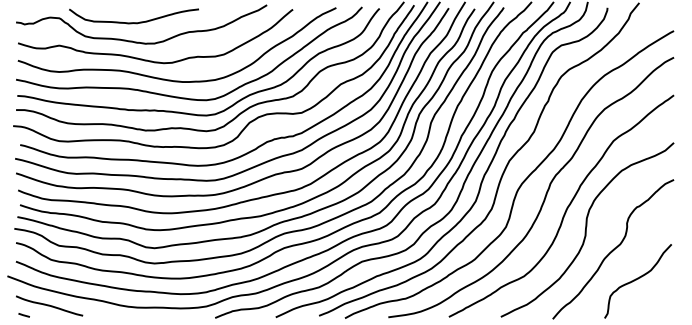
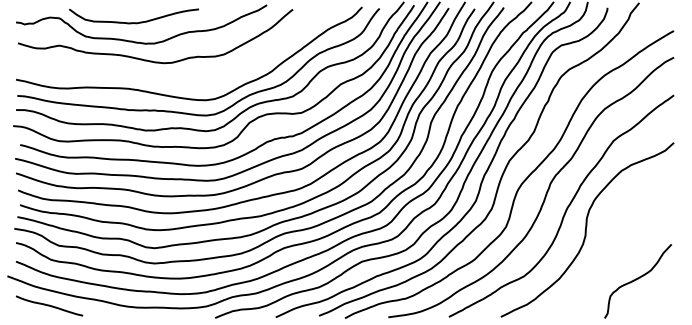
curve: present -> none (171, 79)
curve: present -> none (613, 249)
line: present -> none (23, 315)
